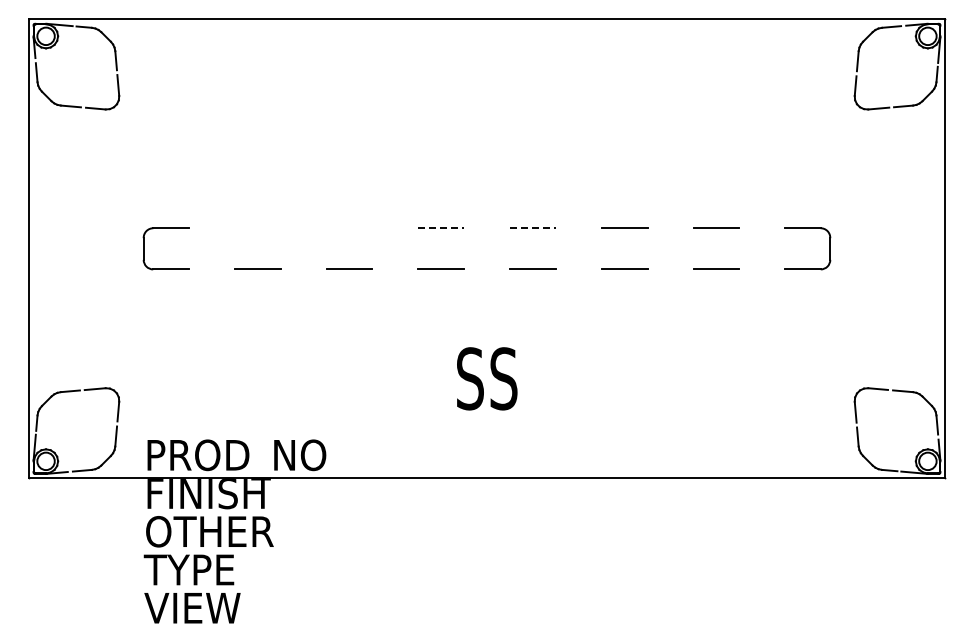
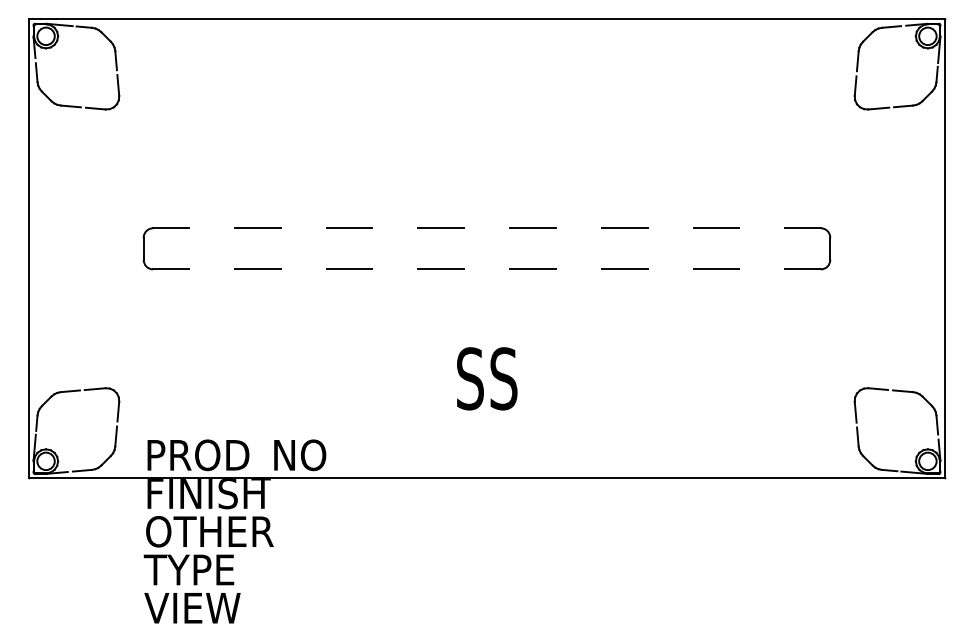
line: none -> present (257, 228)
line: none -> present (349, 228)
line: dashed -> solid (441, 228)
line: dashed -> solid (532, 228)
